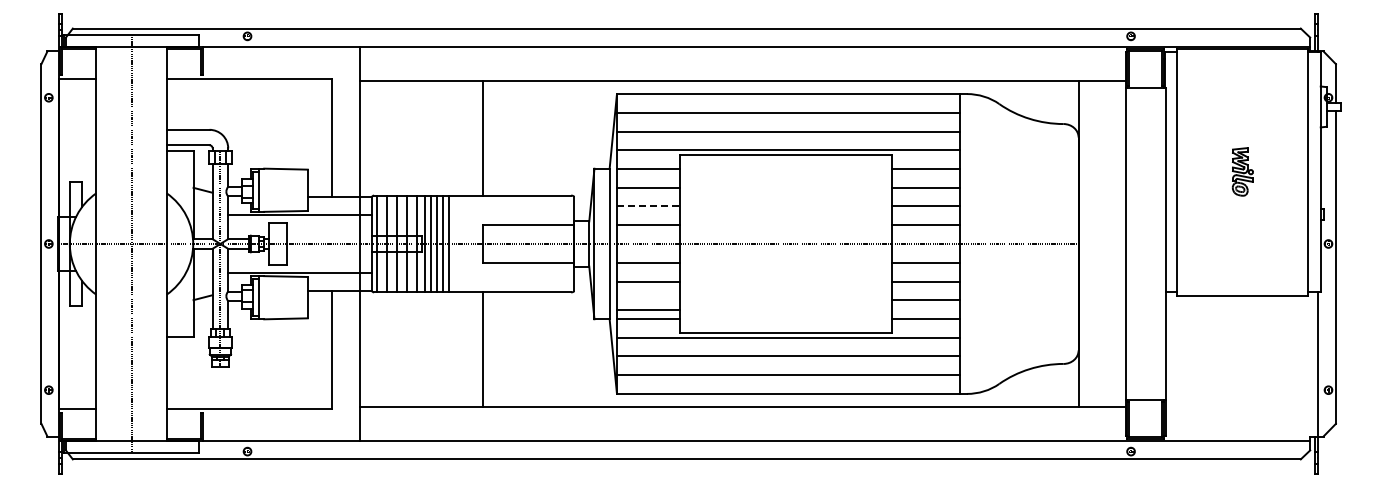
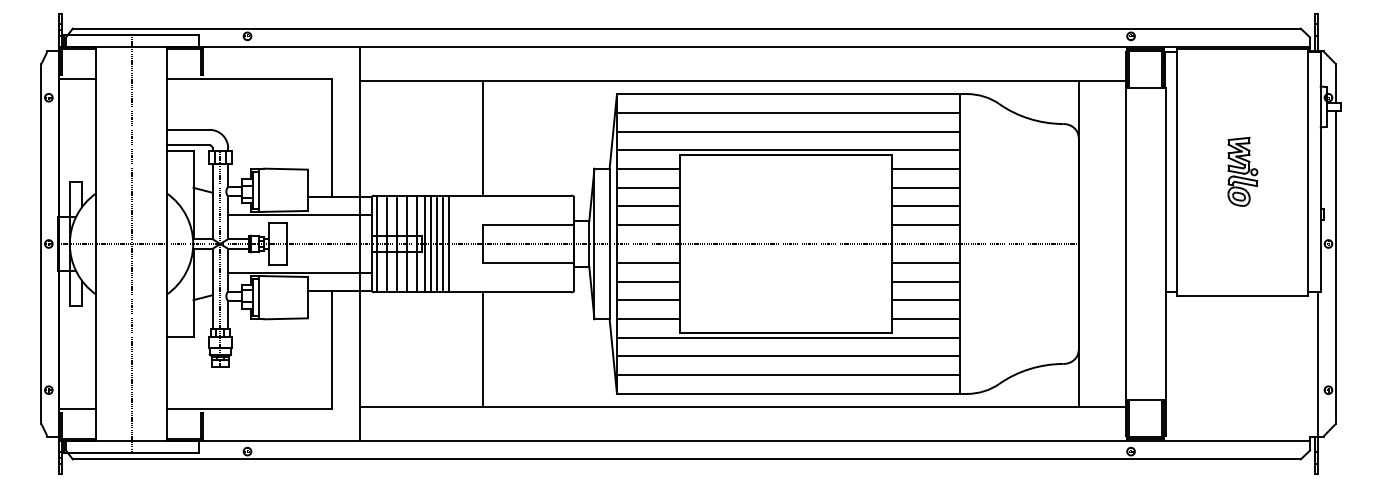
part size: 23x50 px -> 32x70 px (1242, 171)
line: dashed -> solid (648, 206)
line position: (648, 310) -> (648, 300) (648, 300)
